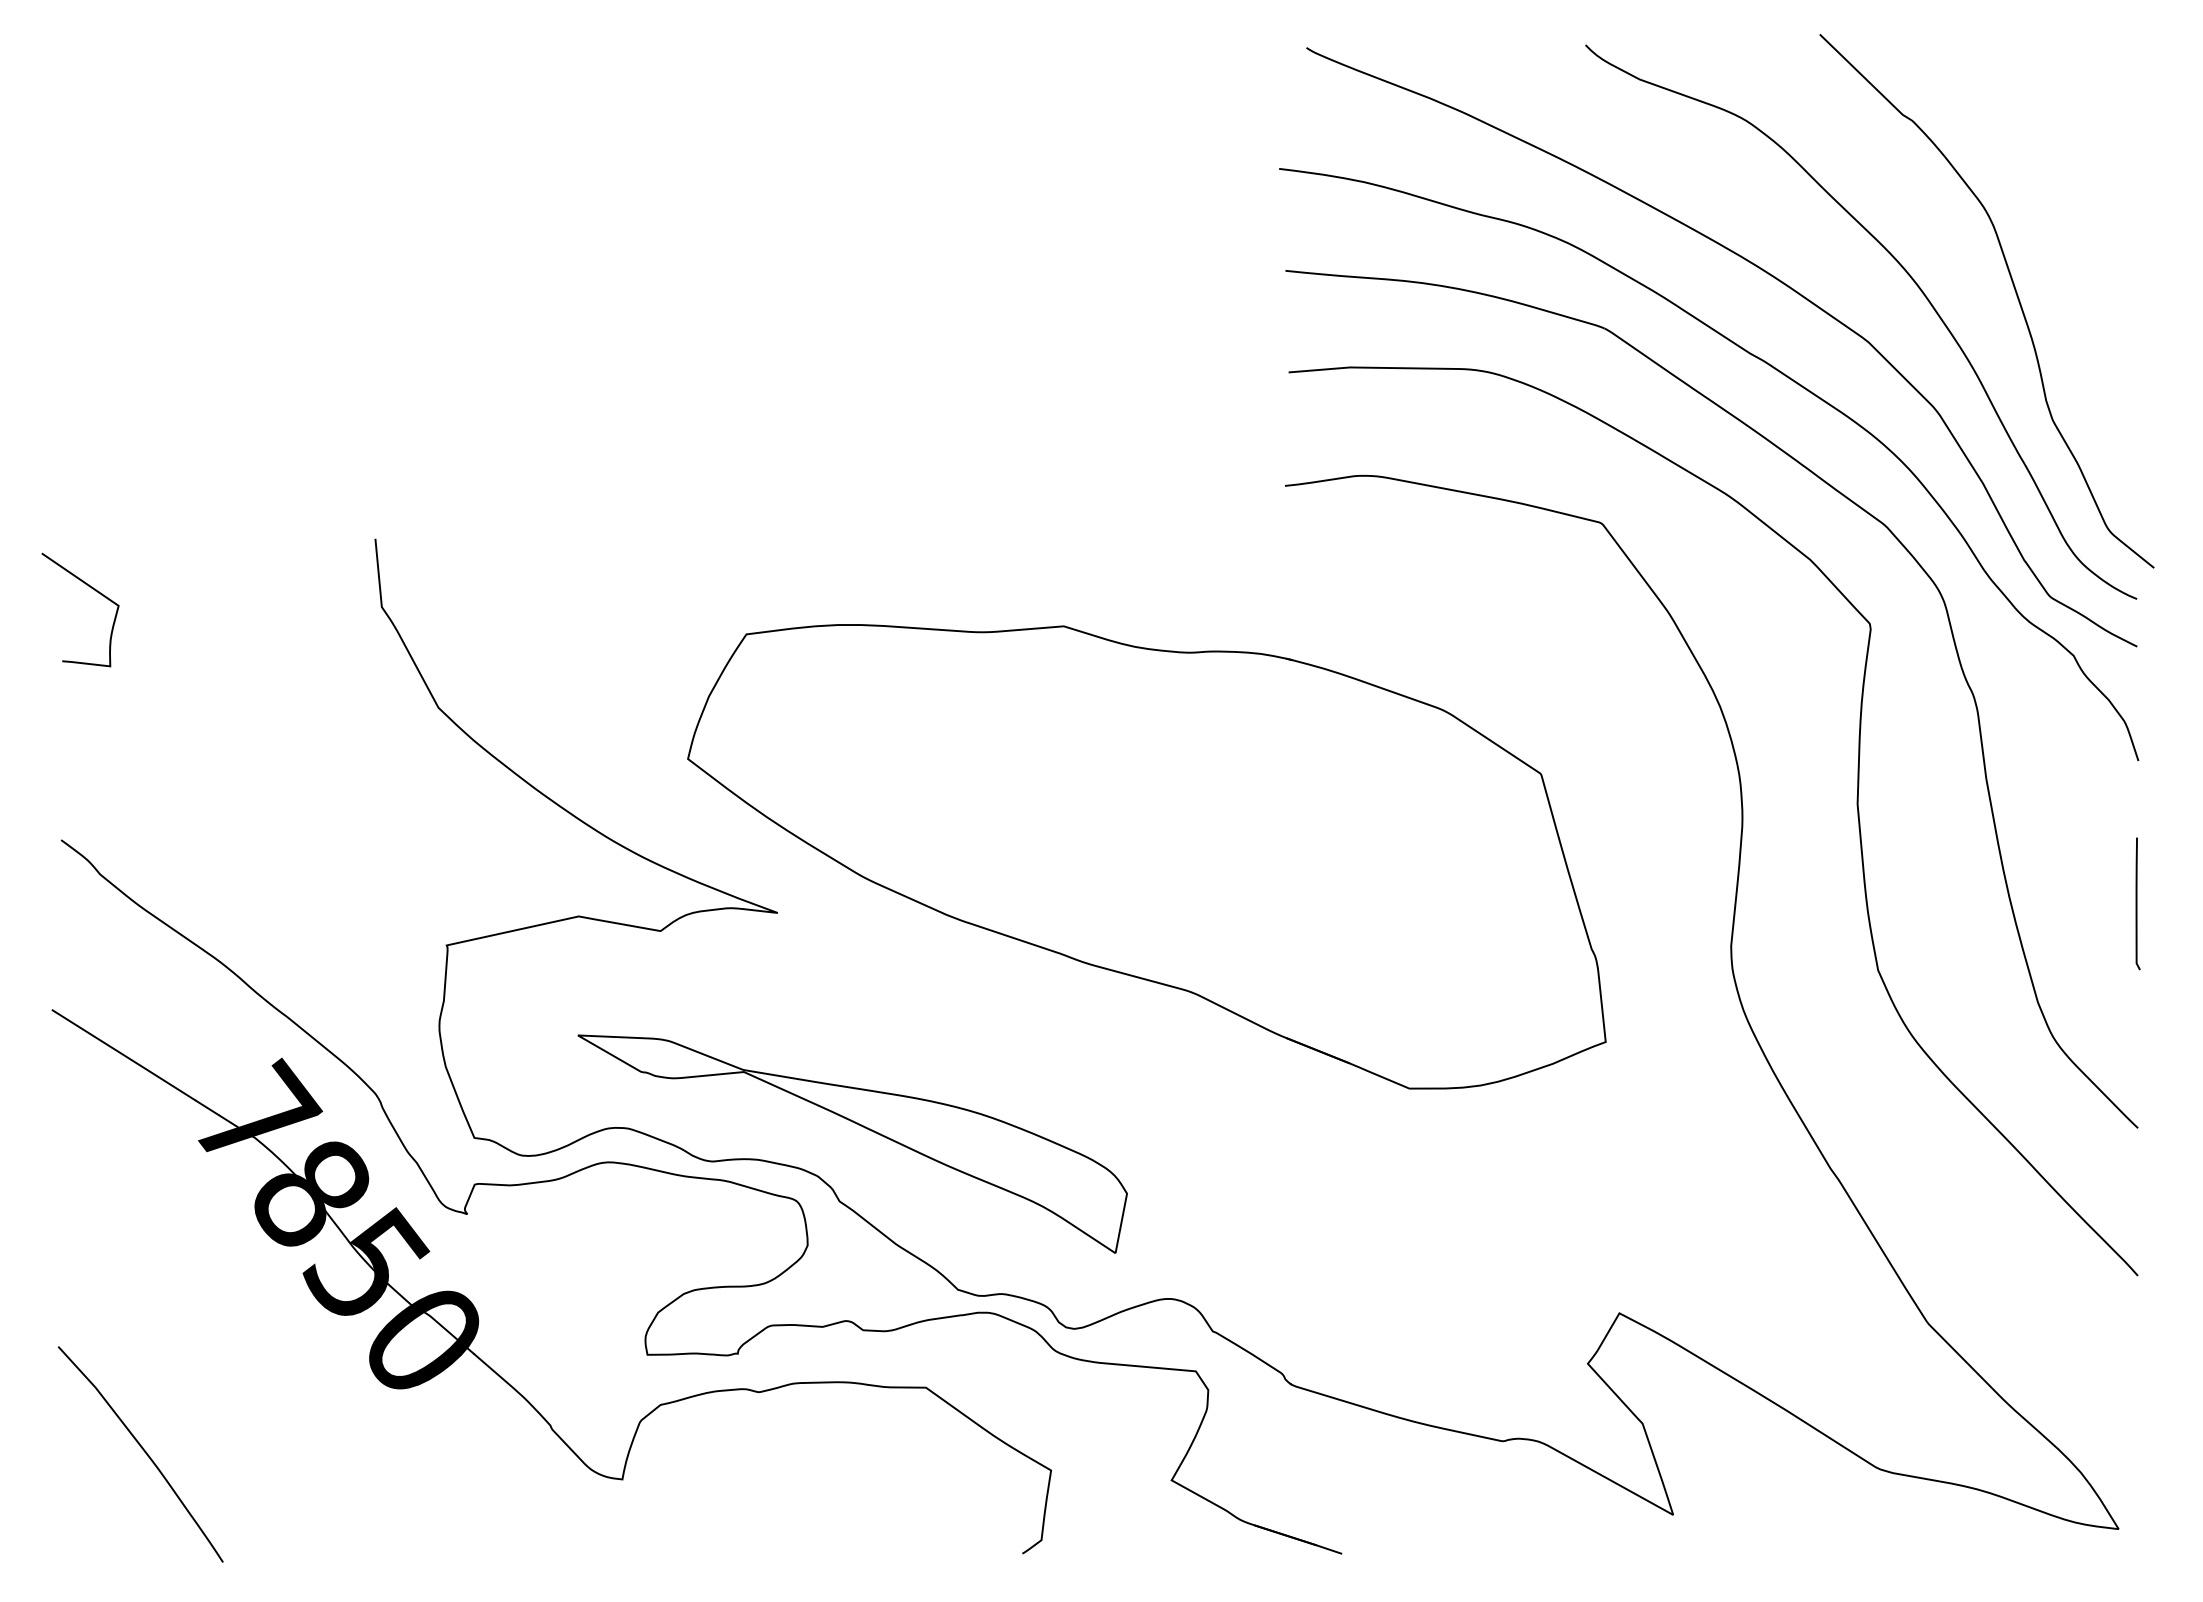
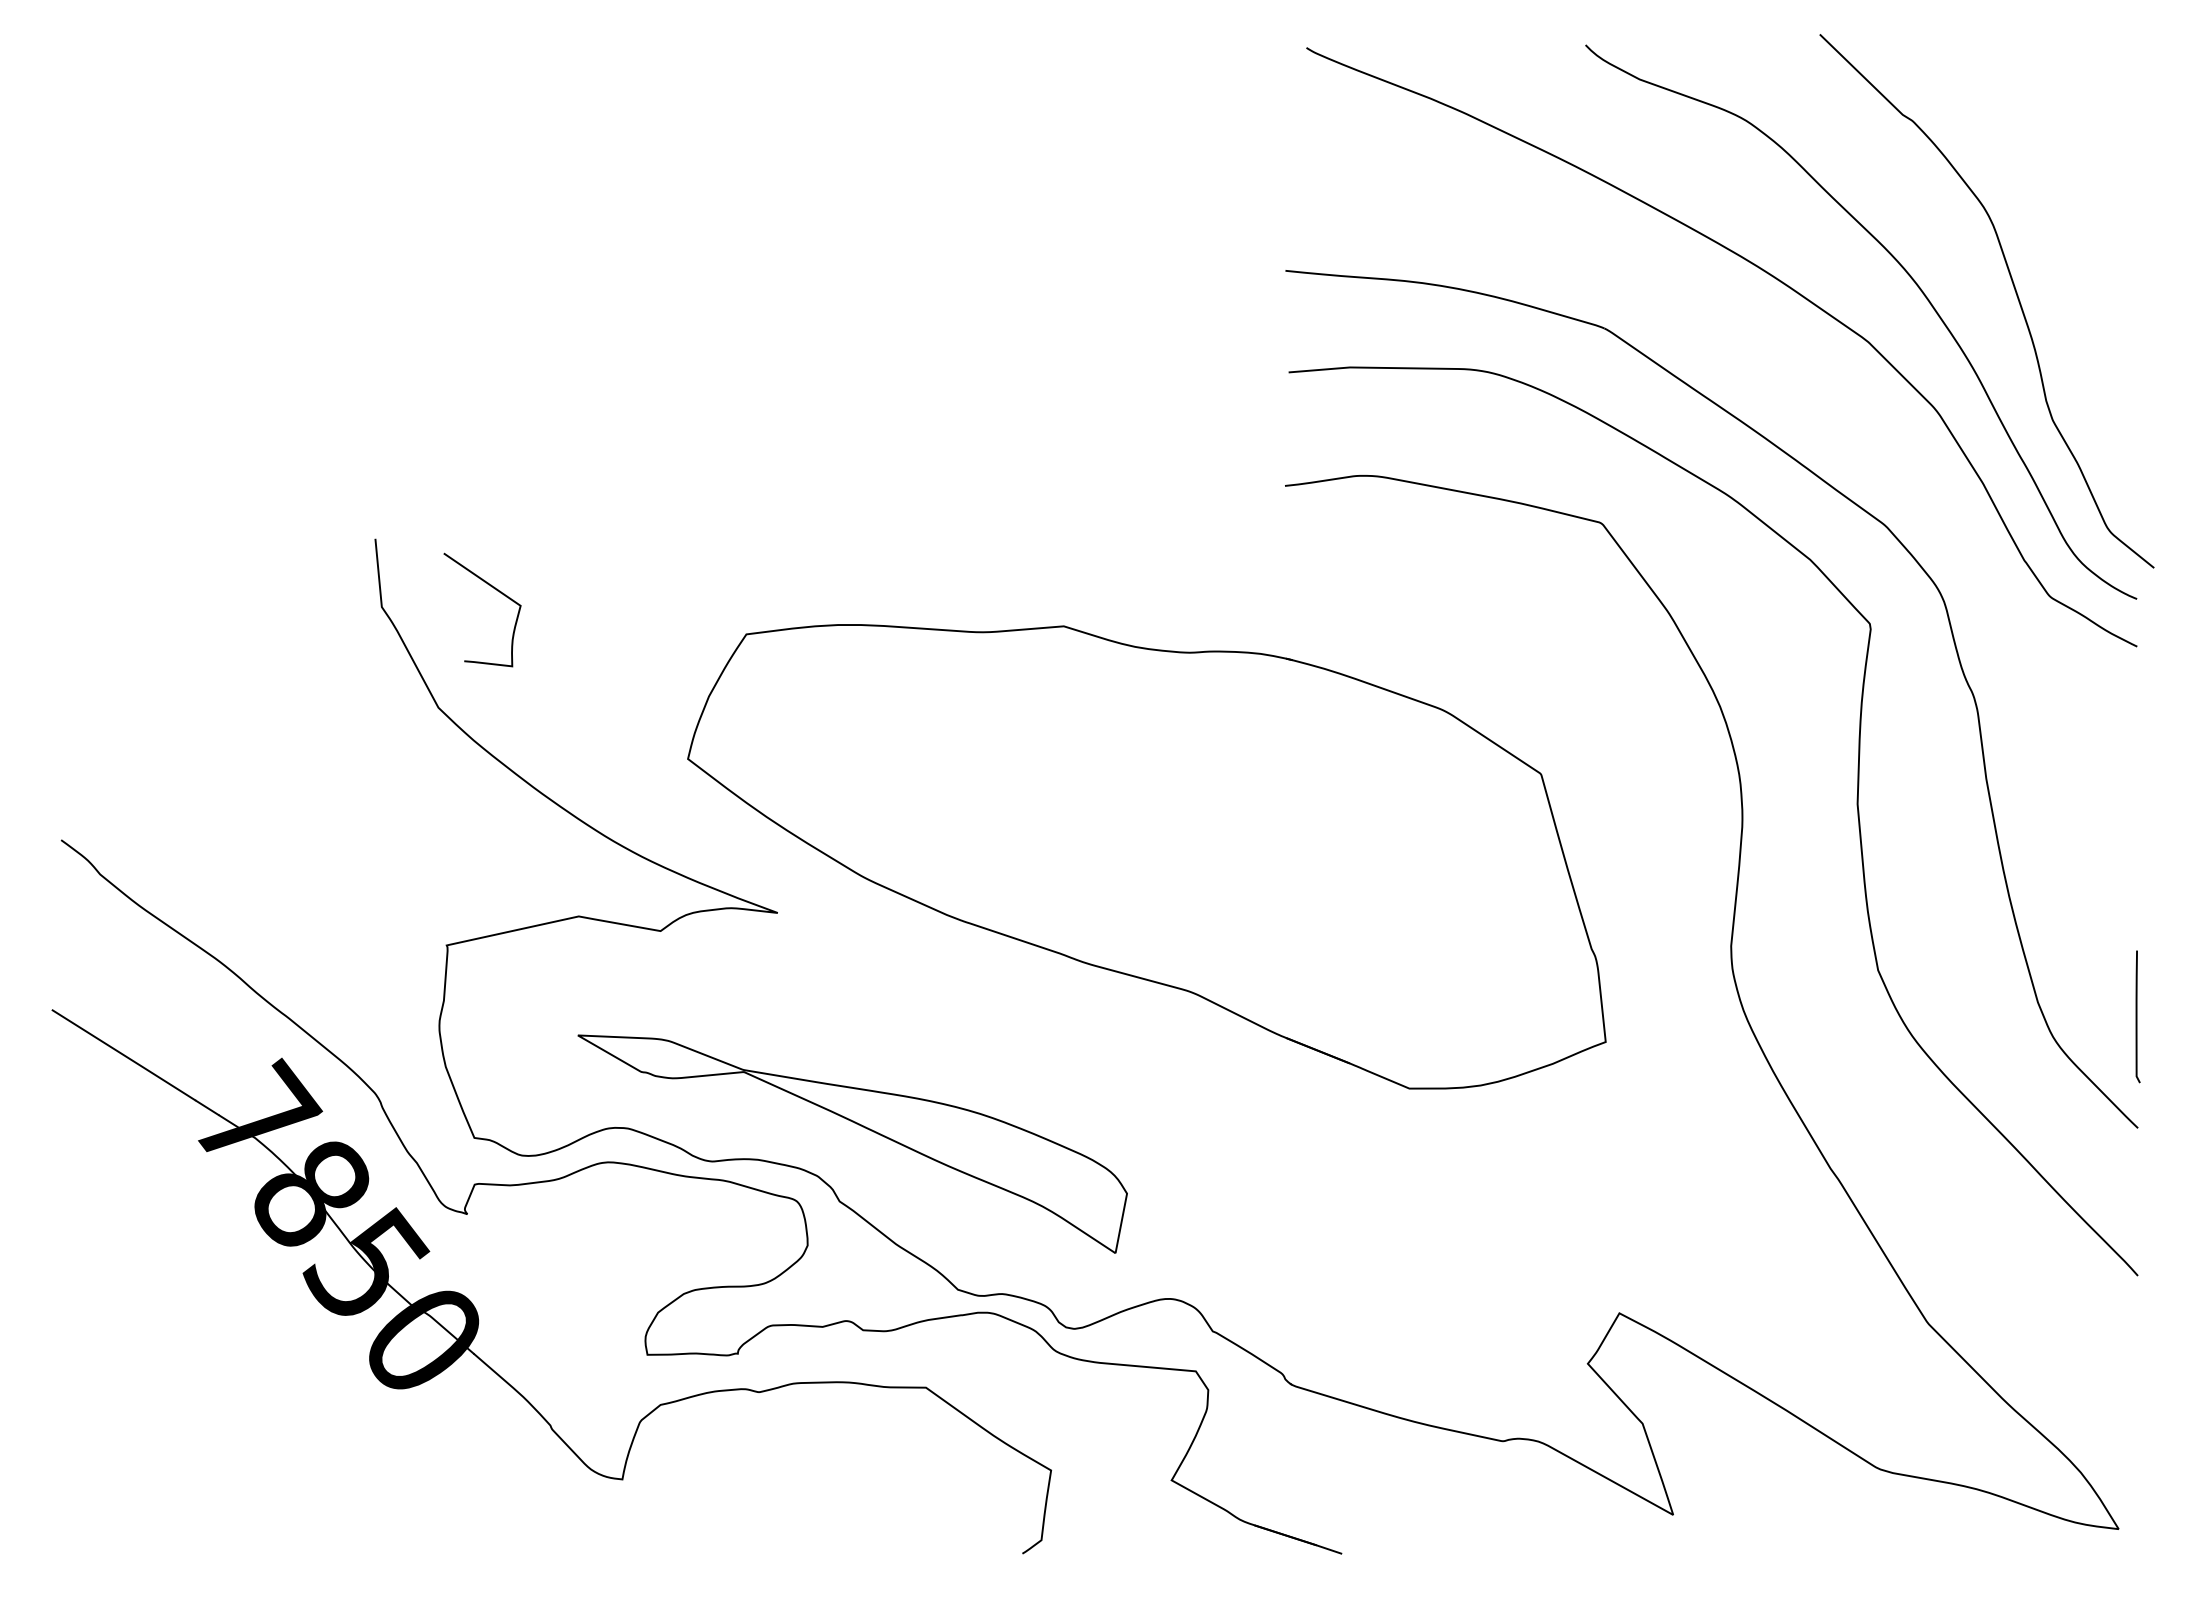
curve: present -> none (1774, 369)
curve position: (92, 589) -> (494, 589) (494, 589)
curve position: (2137, 903) -> (2137, 1016) (2137, 1016)
curve: present -> none (143, 1451)
